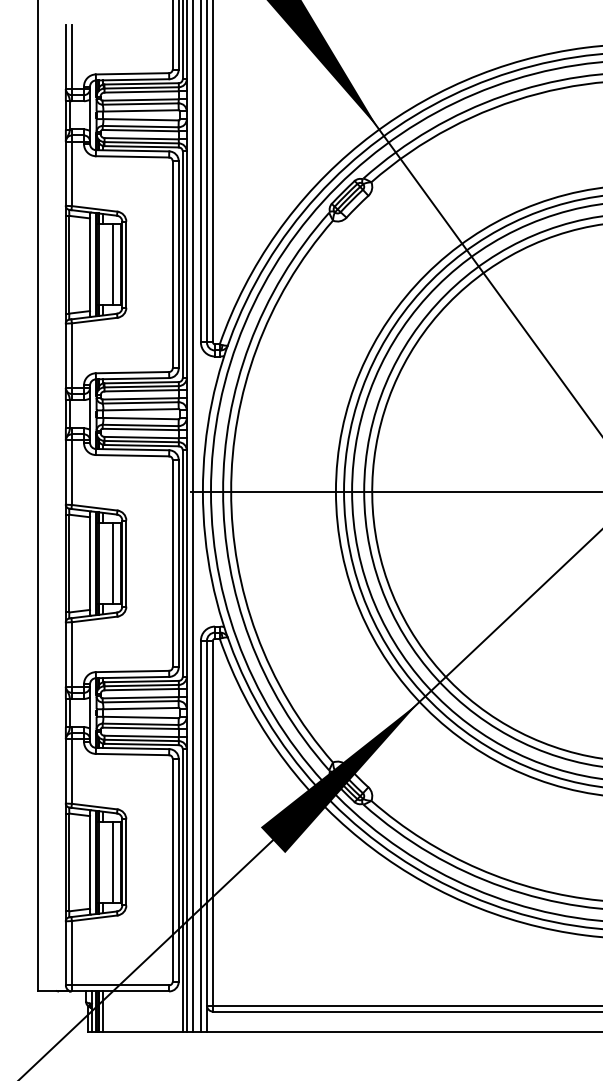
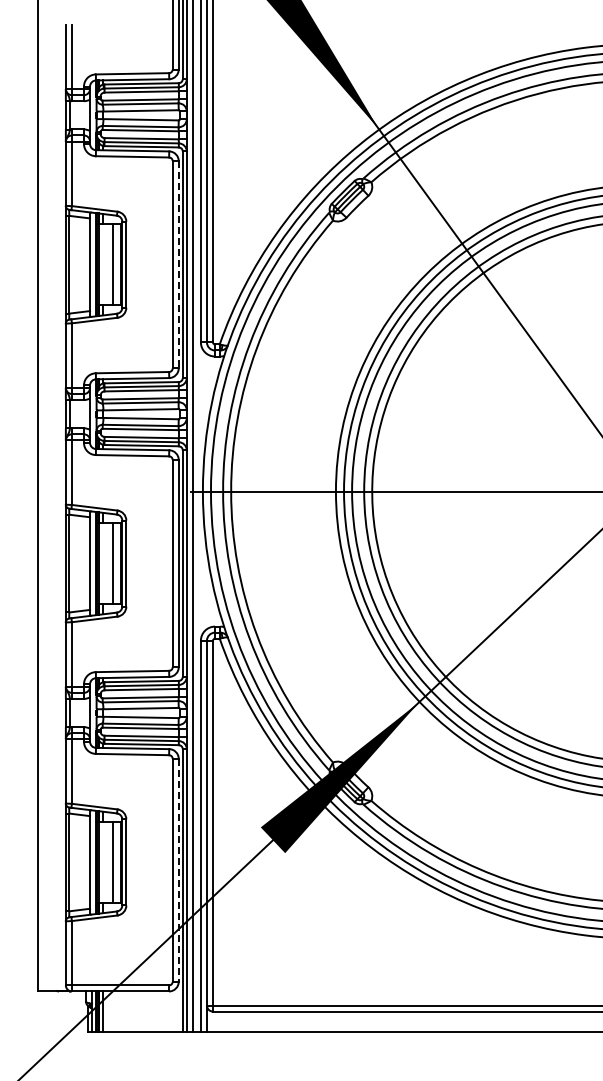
line: solid -> dashed (178, 264)
line: solid -> dashed (178, 870)
